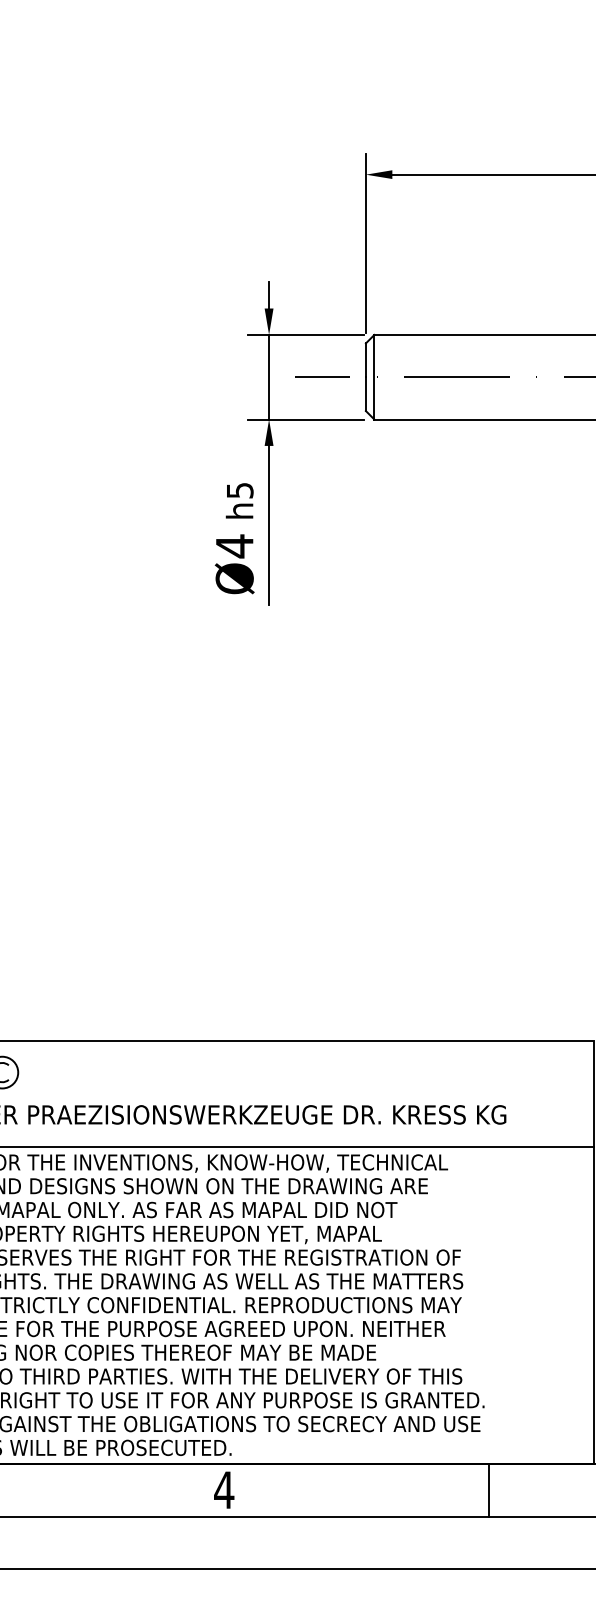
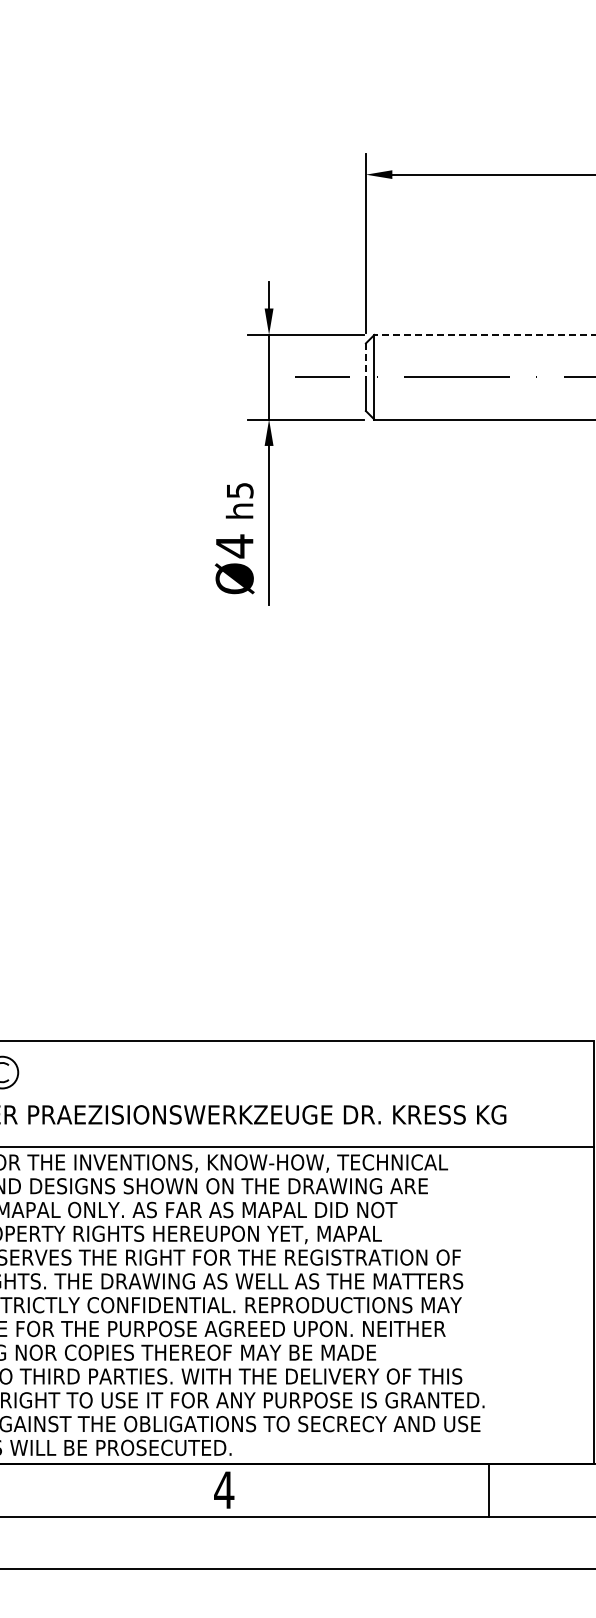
line: solid -> dashed (484, 334)
line: solid -> dashed (365, 360)
